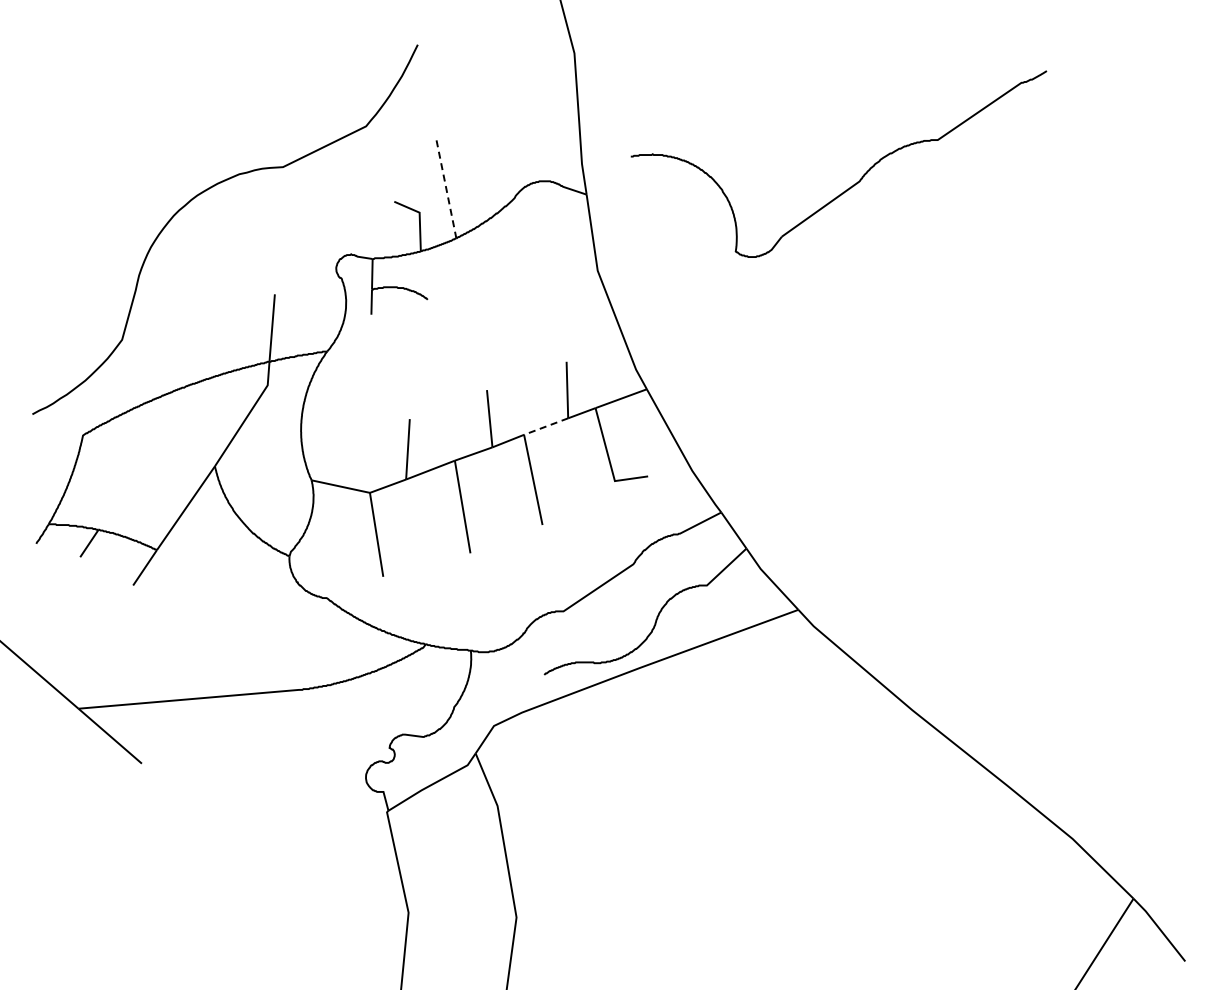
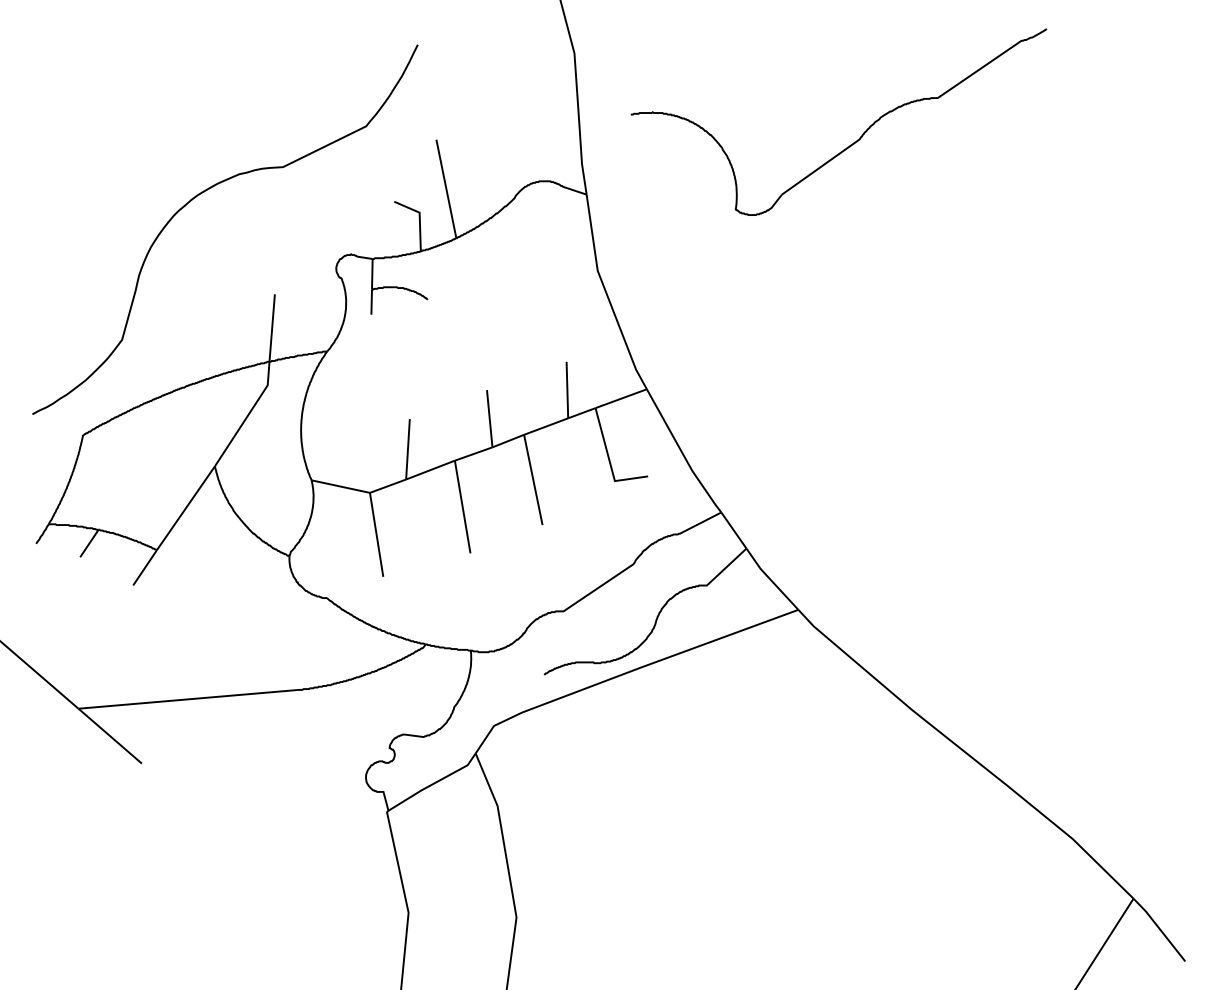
part position: (854, 183) -> (854, 141) (854, 141)
line: dashed -> solid (446, 188)
line: dashed -> solid (546, 426)
